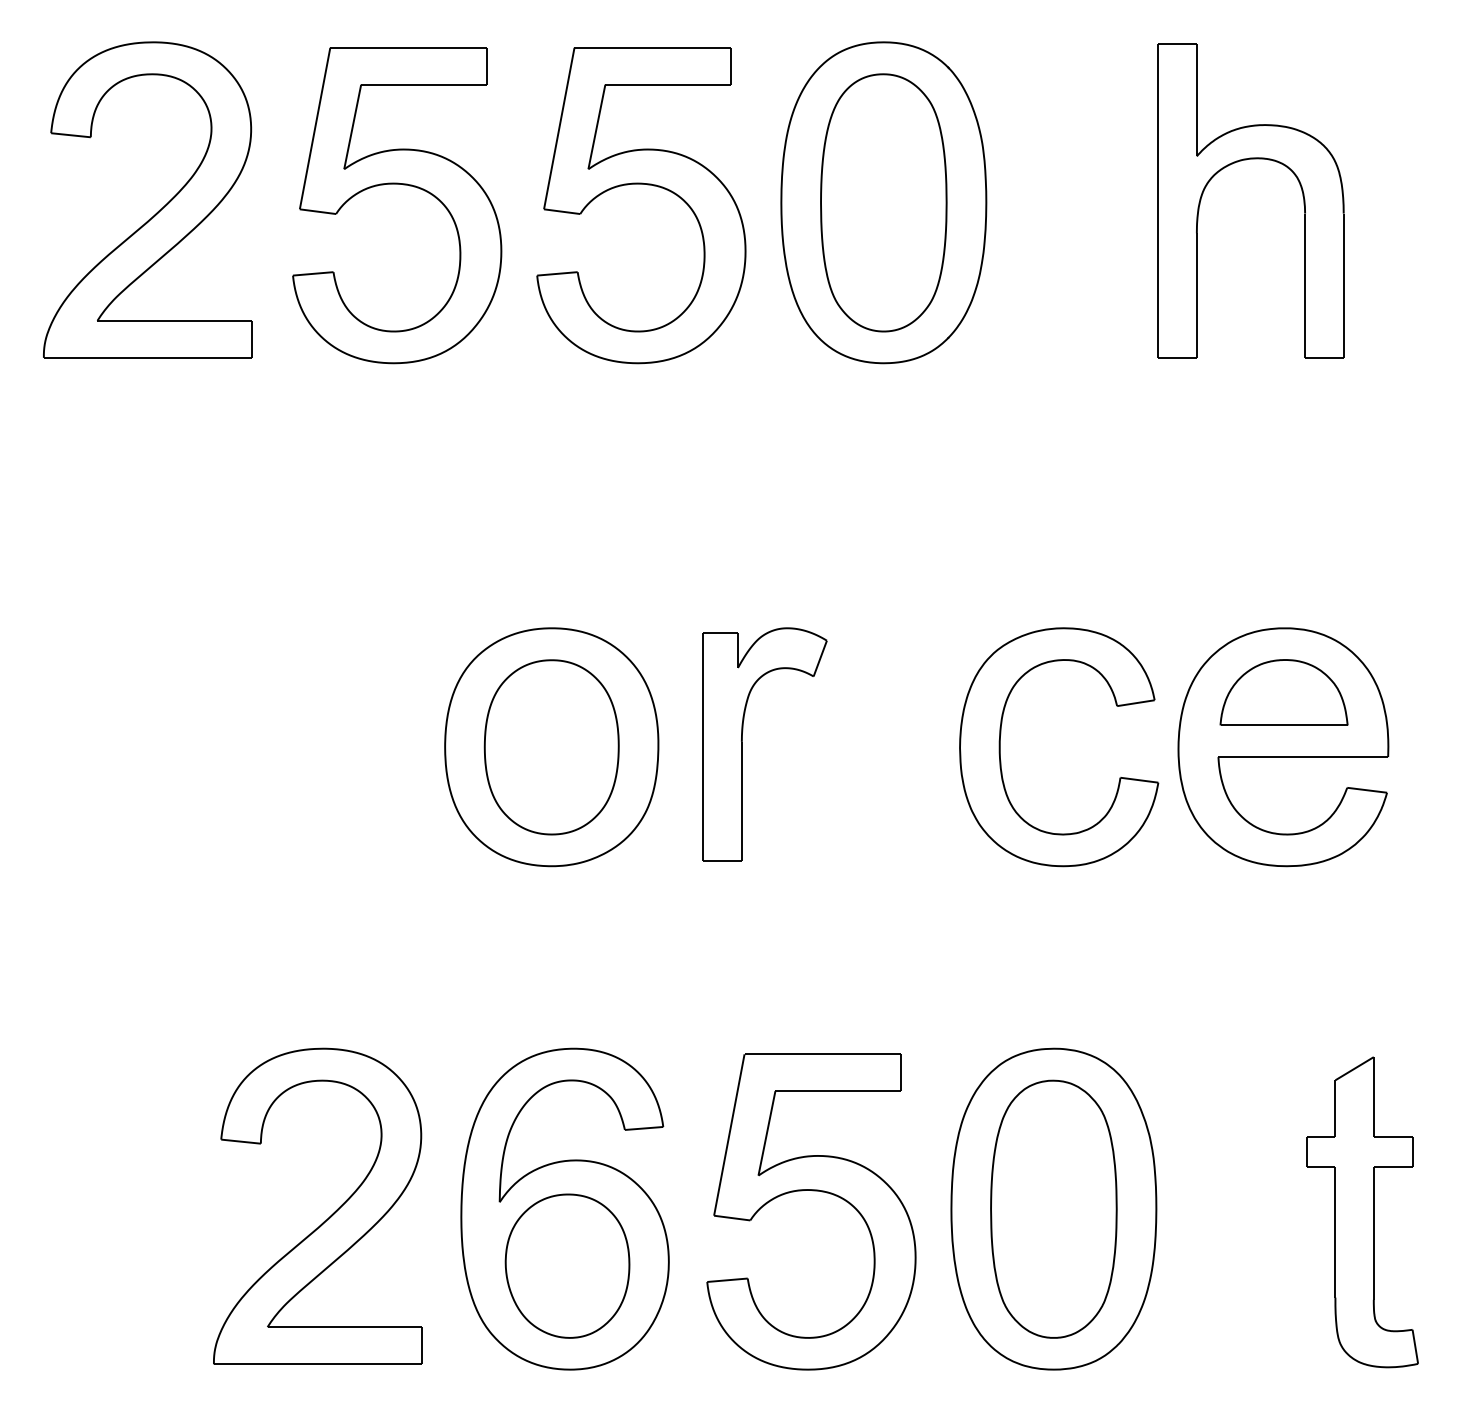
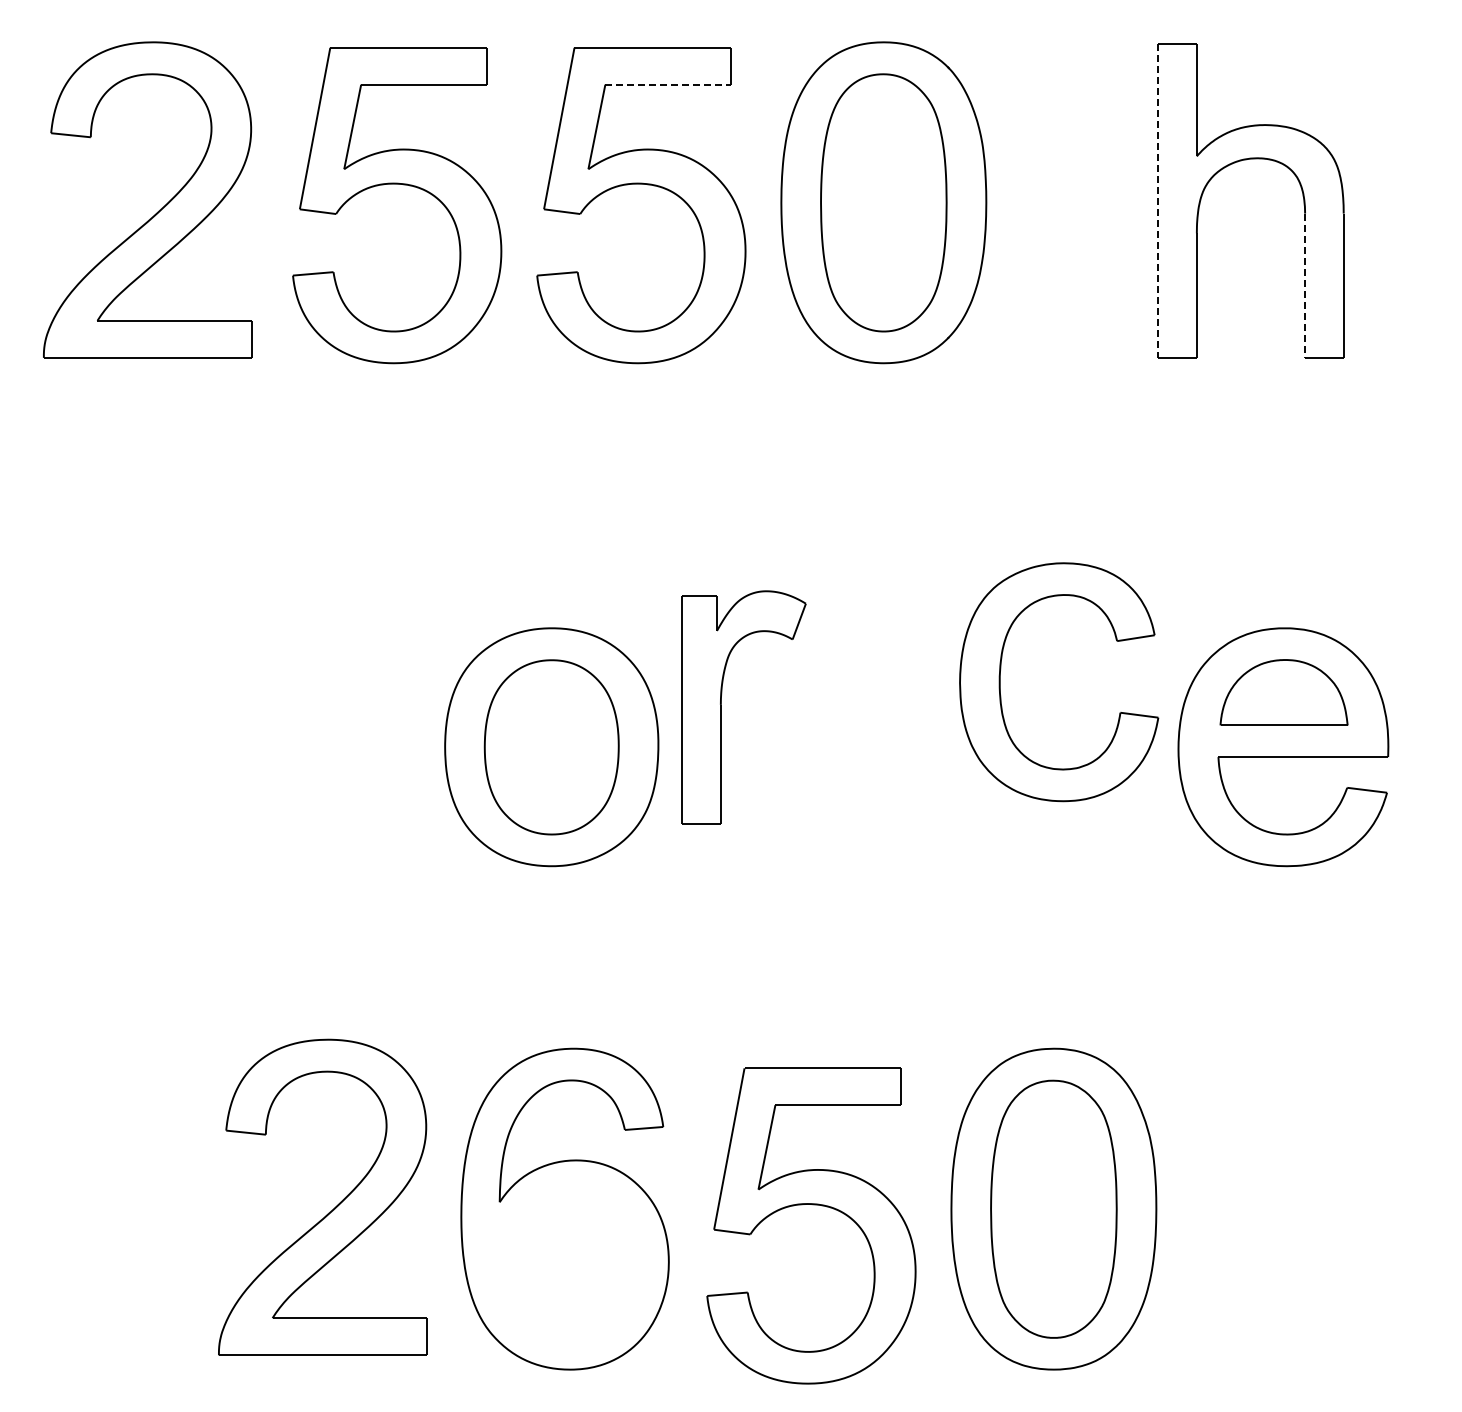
line: solid -> dashed (668, 84)
line: solid -> dashed (1158, 201)
line: solid -> dashed (1305, 286)
part position: (742, 744) -> (721, 707) (721, 707)
part position: (1000, 747) -> (1000, 682) (1000, 682)
part position: (812, 1191) -> (812, 1205) (812, 1205)
part: present -> none (1362, 1212)
part position: (329, 1216) -> (334, 1207) (334, 1207)
part: present -> none (567, 1265)
